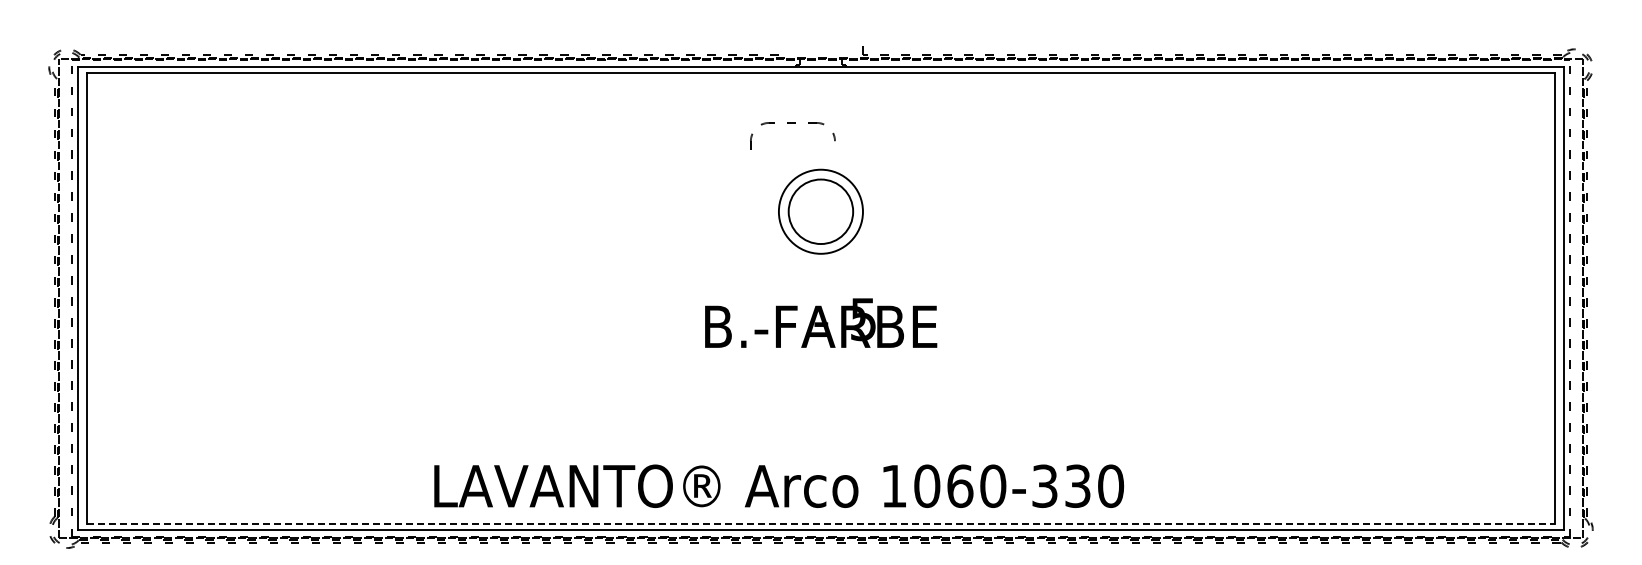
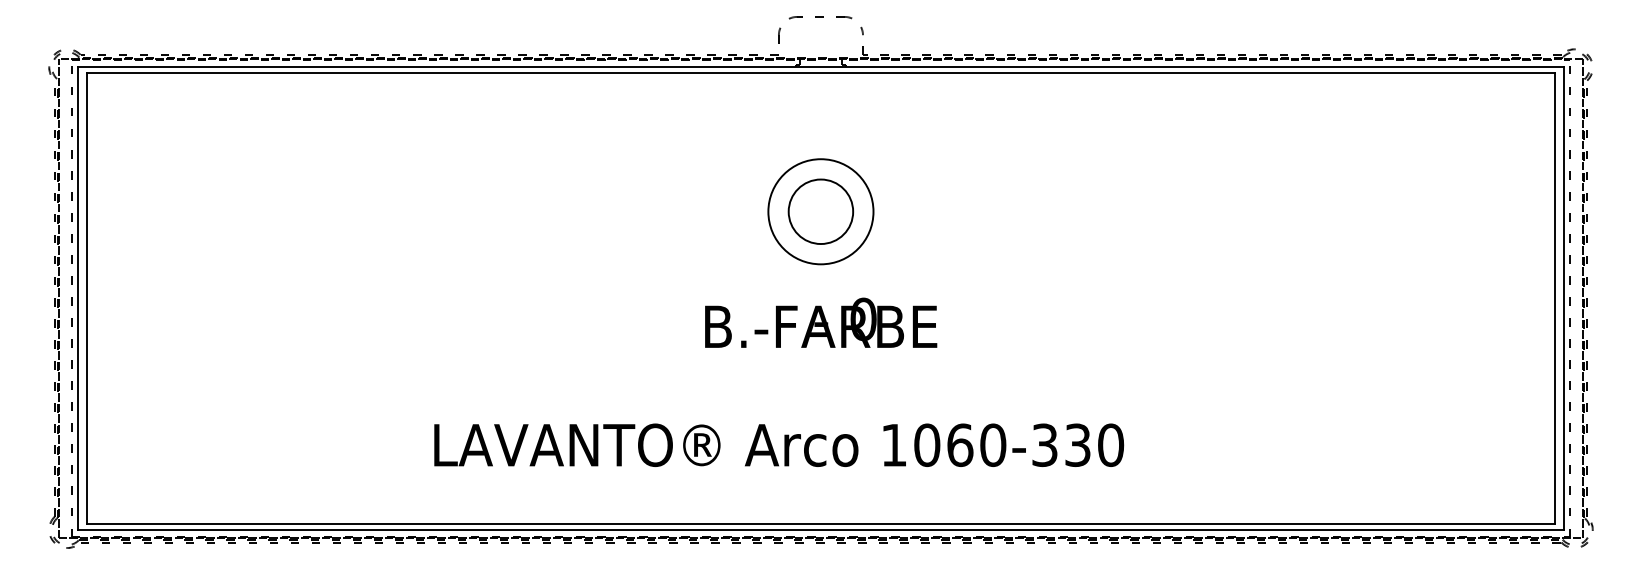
part position: (792, 123) -> (820, 17) (820, 17)
circle diameter: 84 px -> 105 px (820, 211)
text: 5 -> 0 (863, 319)
text position: (779, 485) -> (779, 444) (779, 444)
line: dashed -> solid (821, 524)
